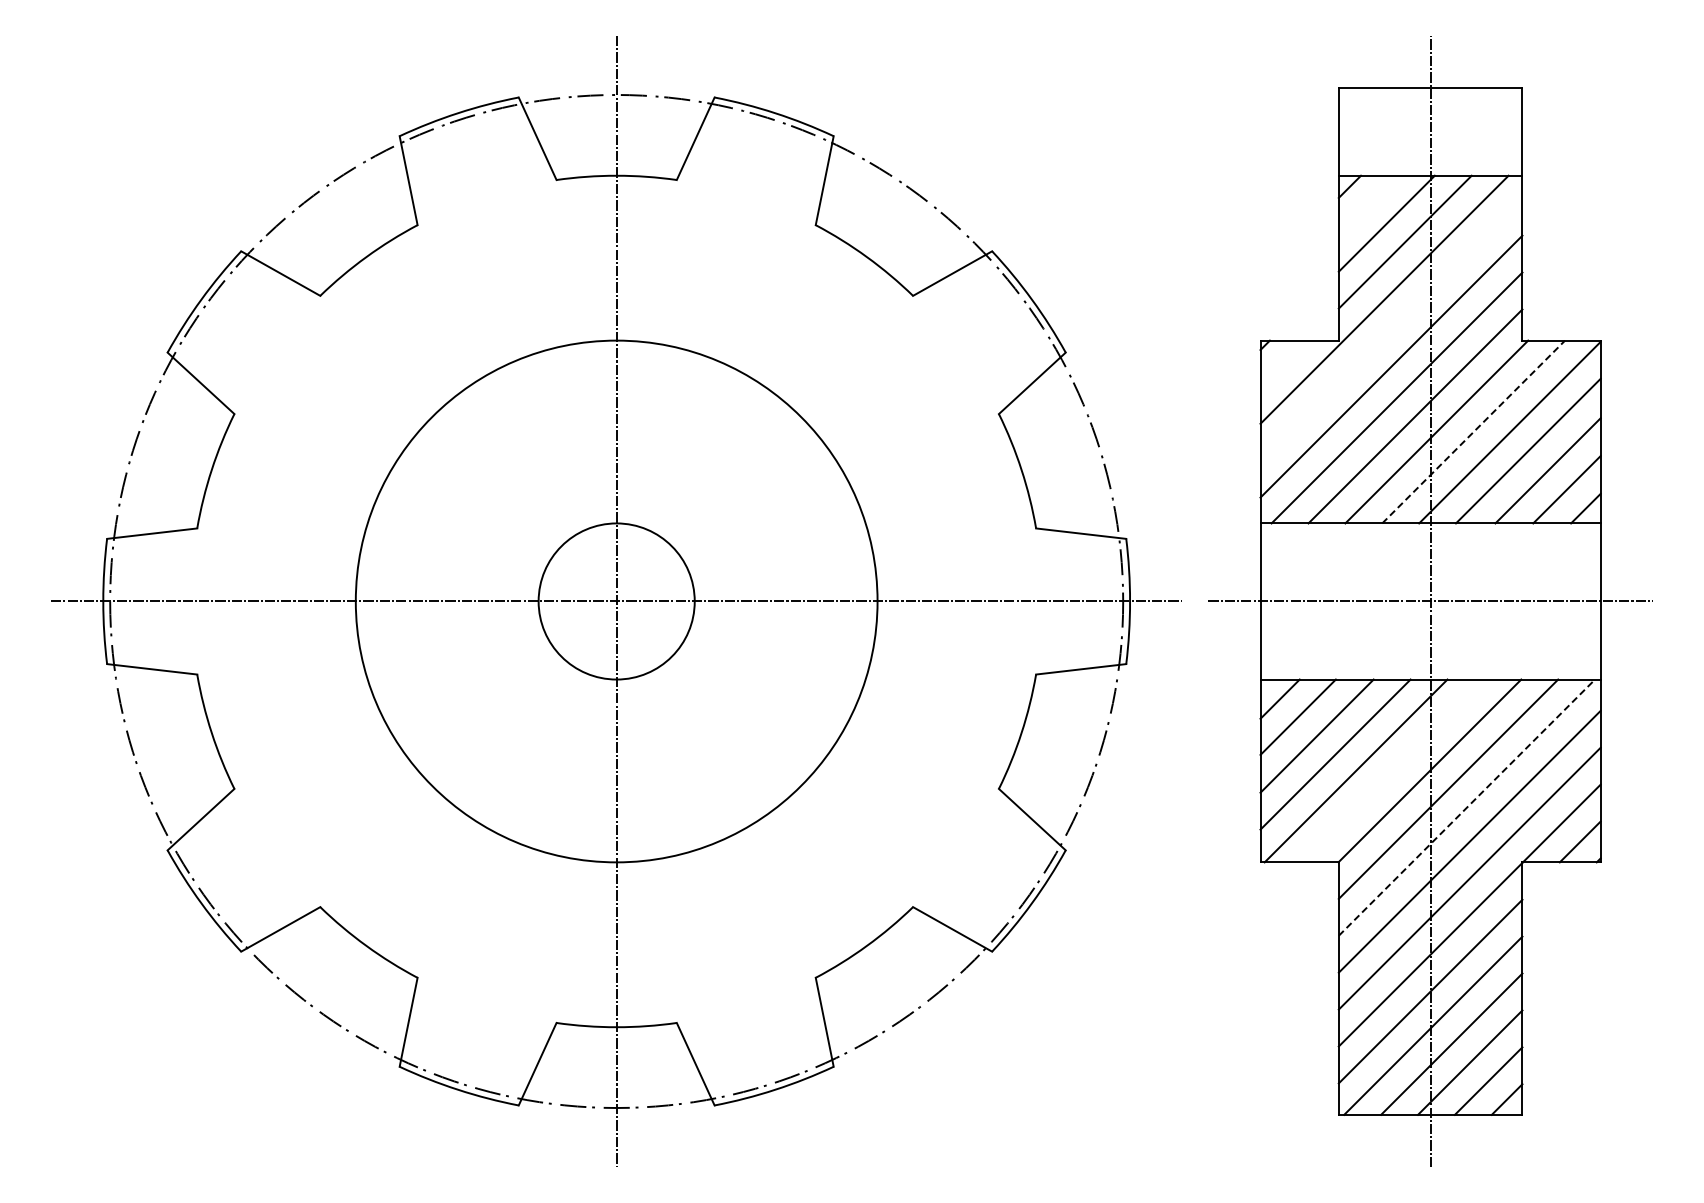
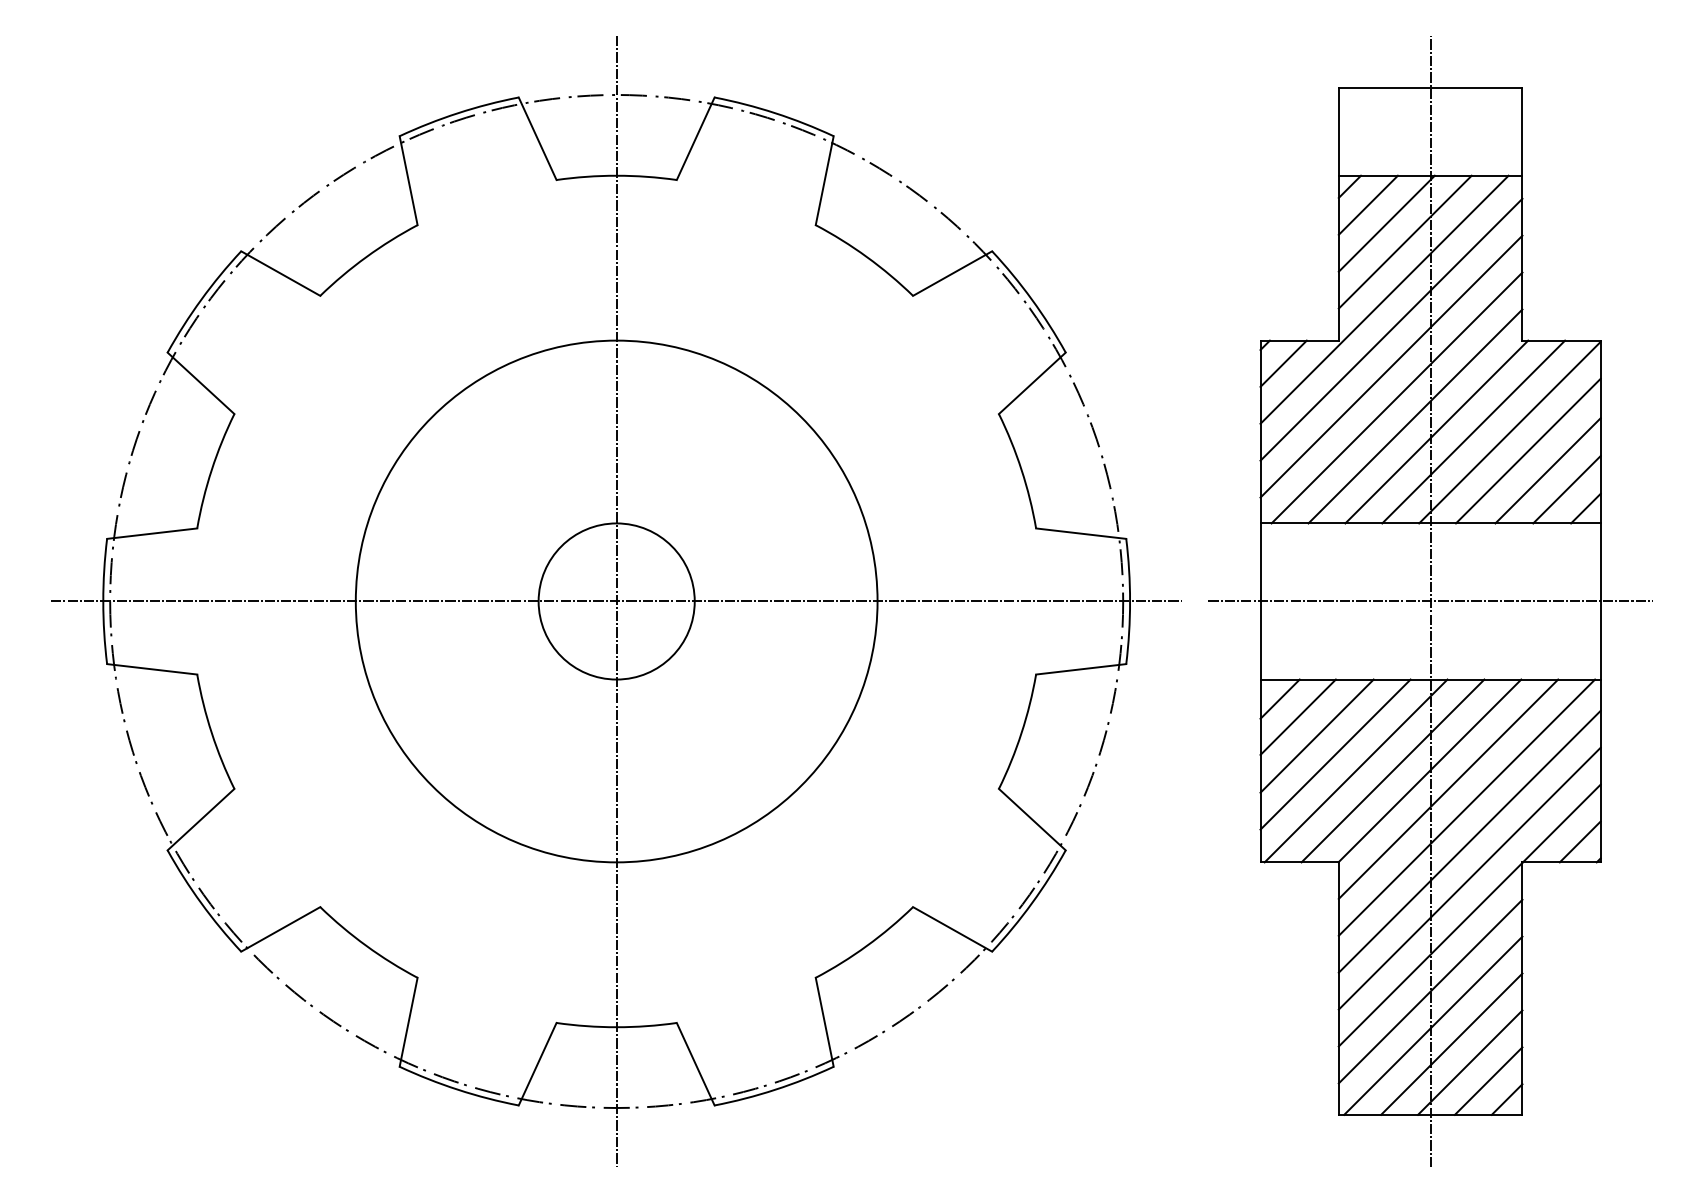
line: none -> present (1367, 204)
line: none -> present (1391, 329)
line: none -> present (1283, 363)
line: dashed -> solid (1474, 431)
line: none -> present (1392, 770)
line: dashed -> solid (1467, 807)
